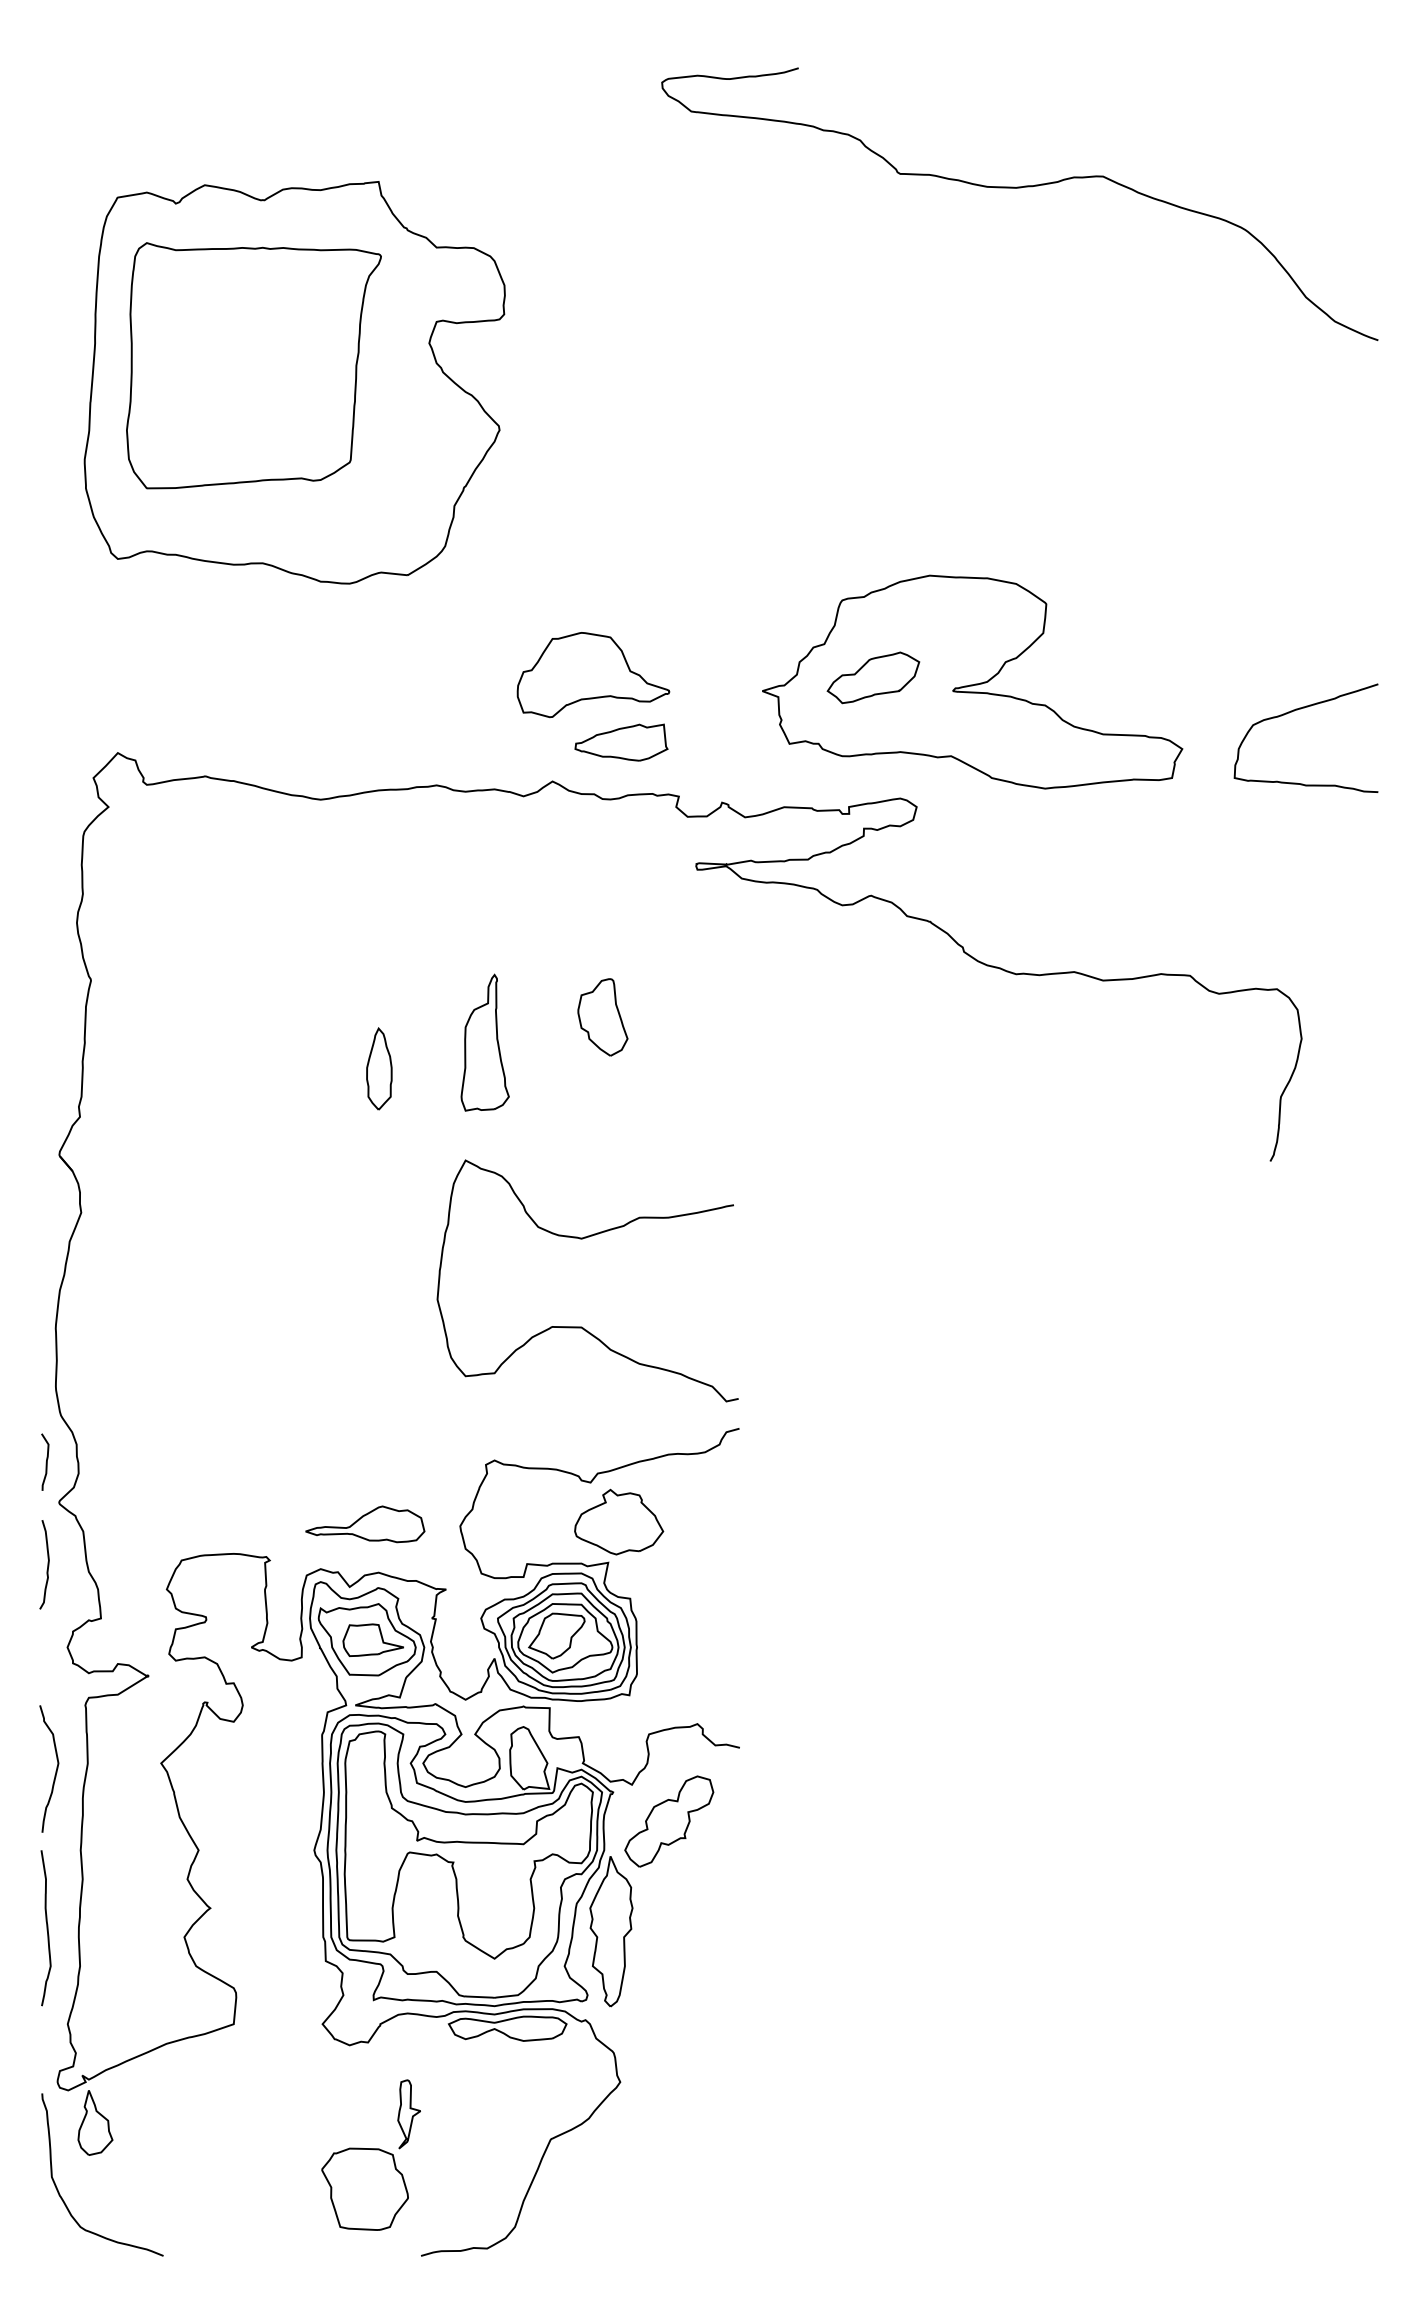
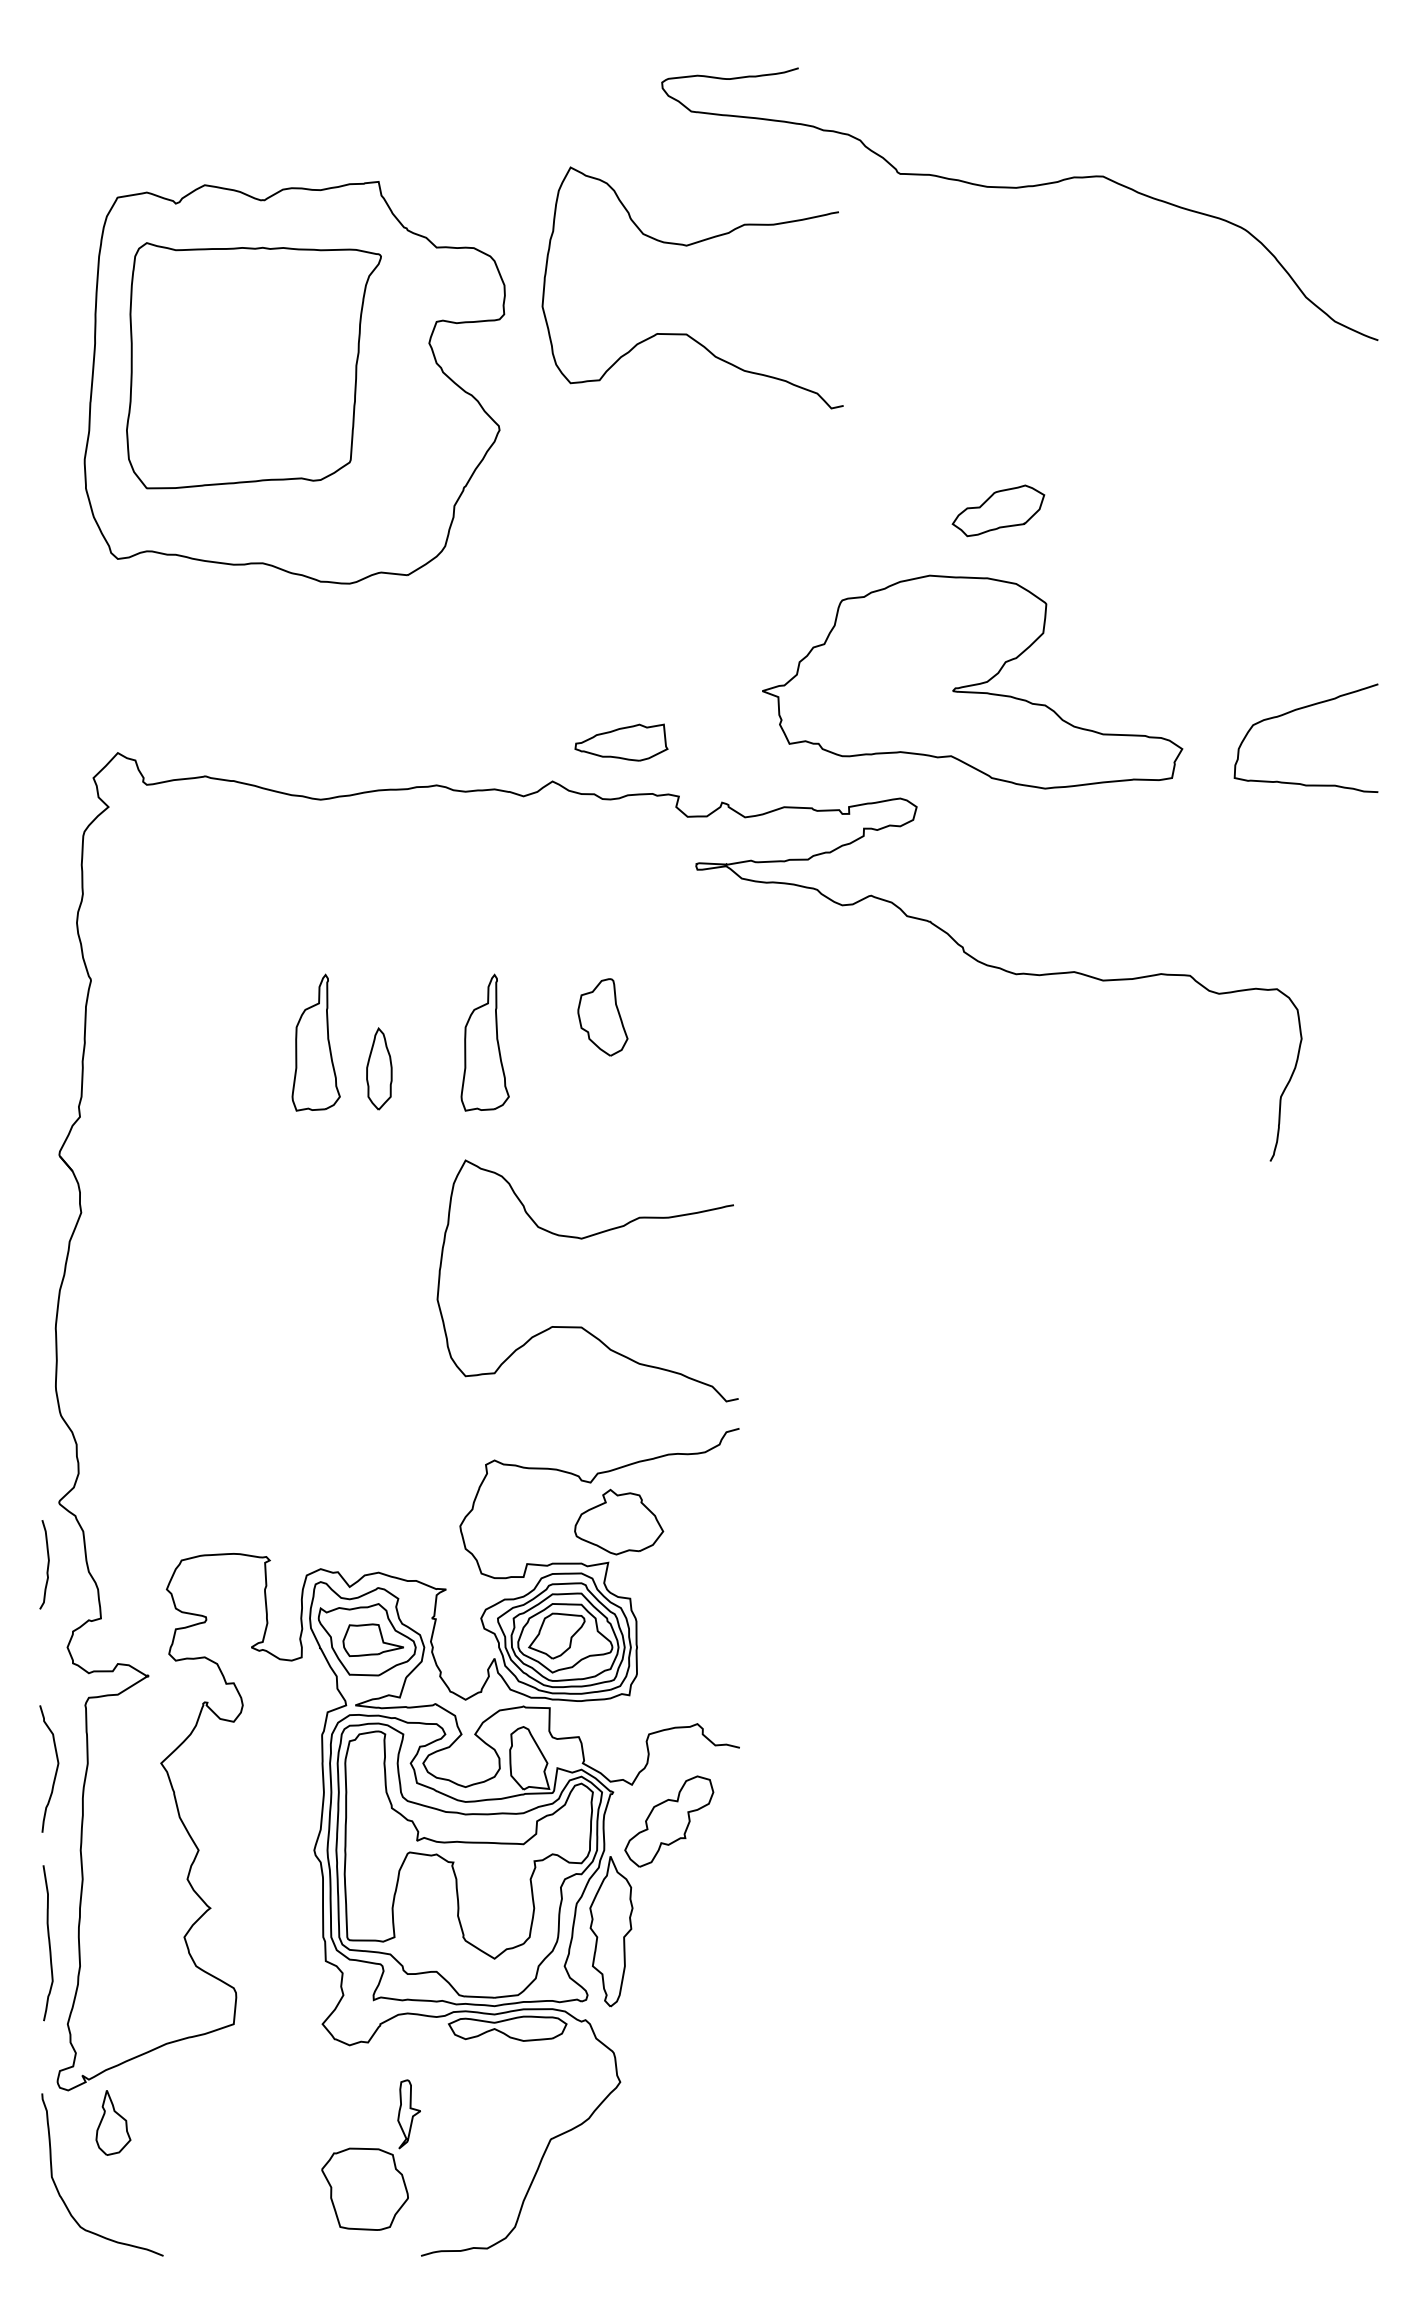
curve: none -> present (687, 246)
part: present -> none (593, 675)
part position: (873, 677) -> (998, 510) (998, 510)
part: none -> present (315, 1042)
curve: present -> none (46, 1461)
part: present -> none (365, 1524)
curve position: (46, 1928) -> (48, 1943) (48, 1943)
part position: (95, 2122) -> (113, 2122) (113, 2122)
